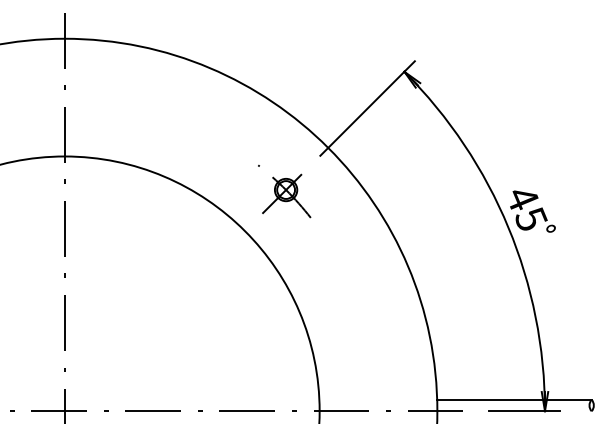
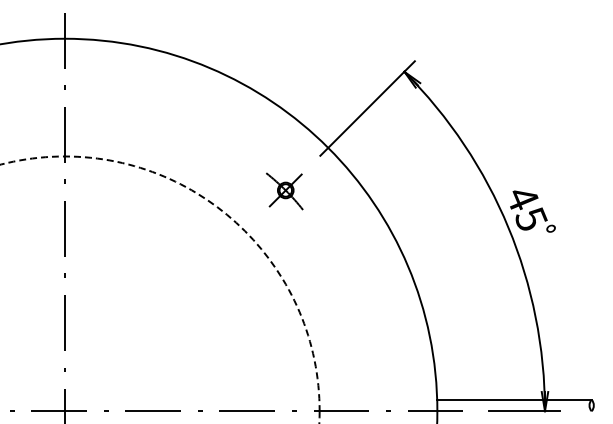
part size: 54x55 px -> 38x39 px (284, 191)
circle: solid -> dashed (159, 289)
